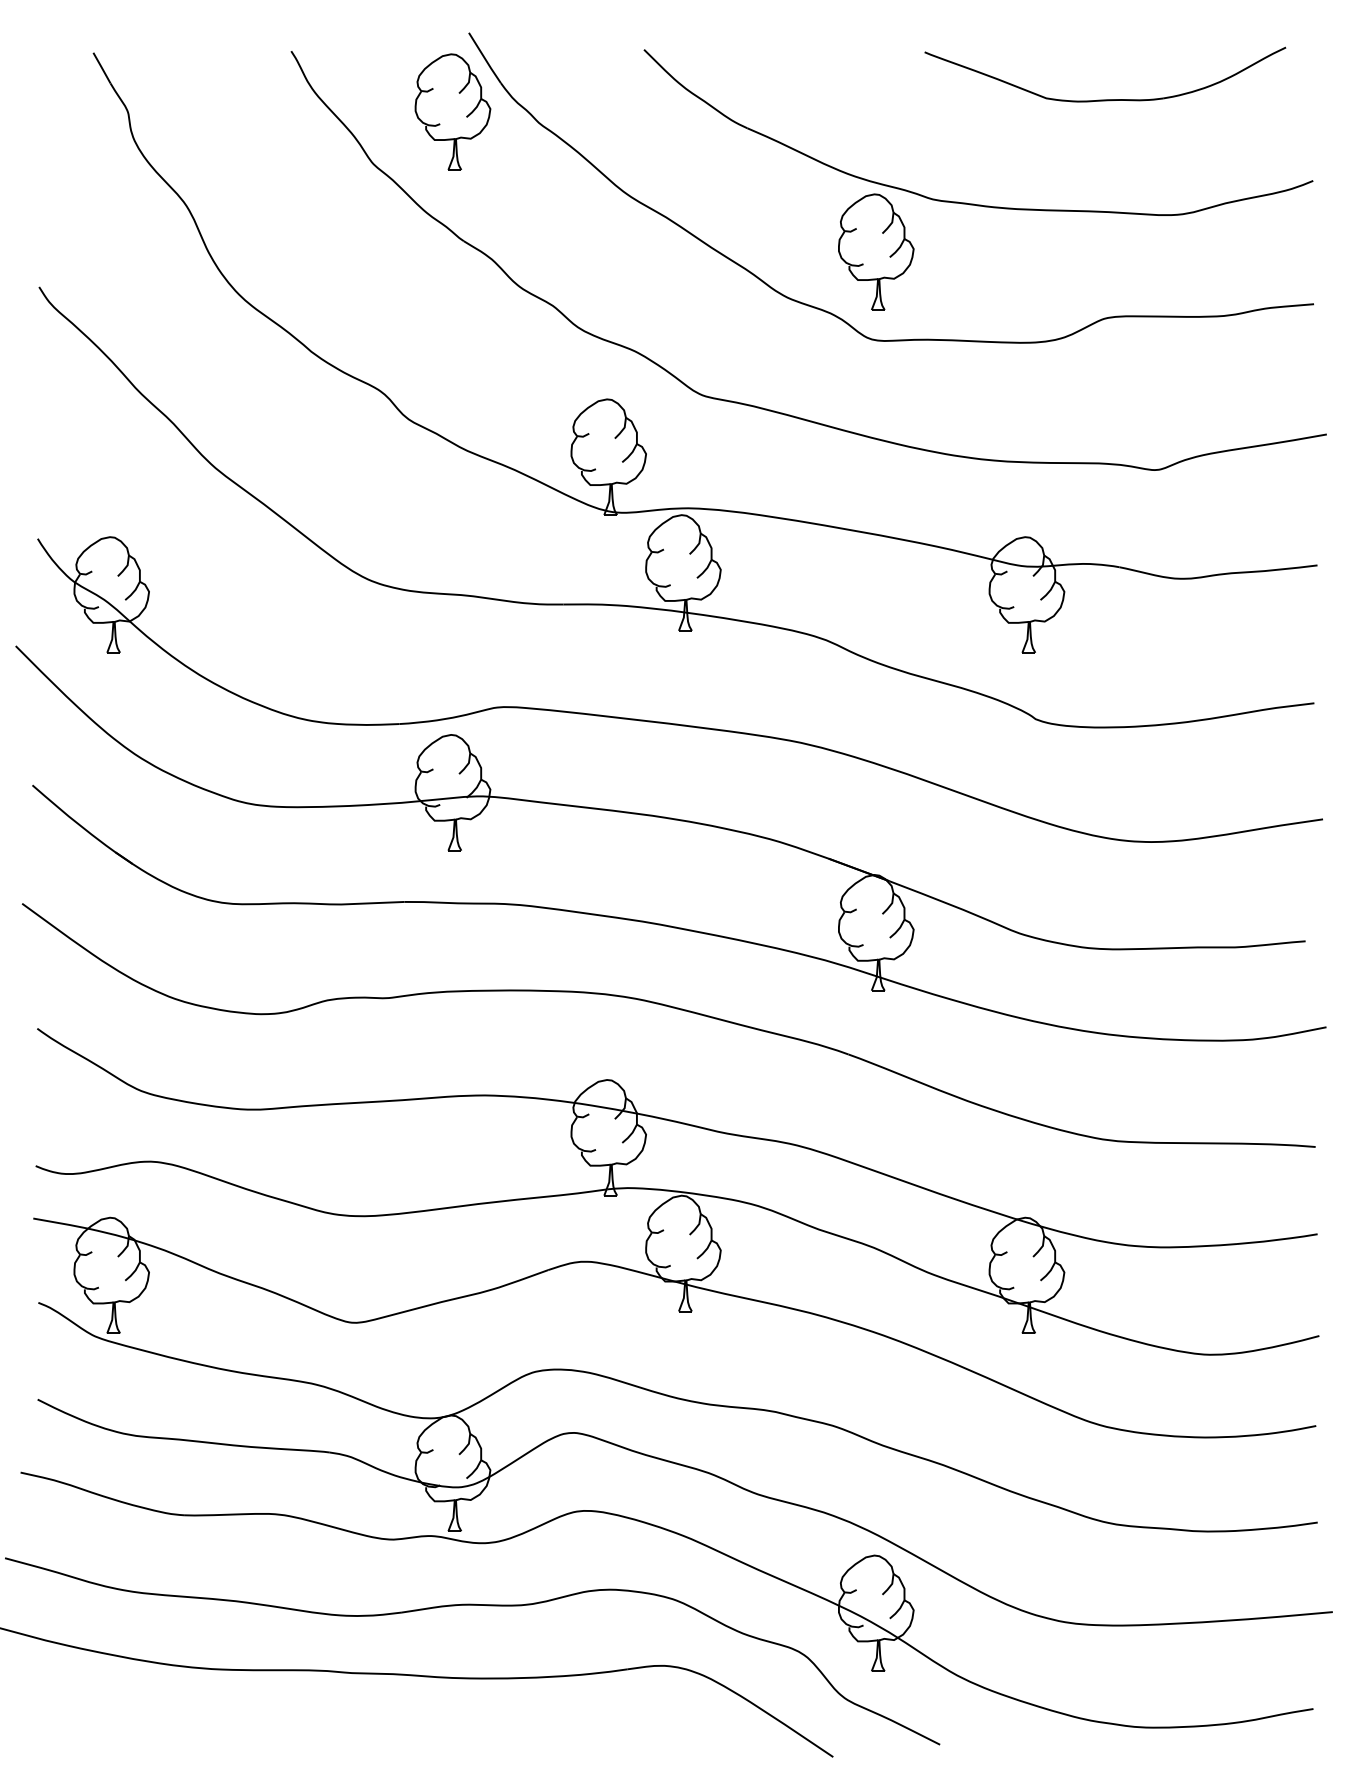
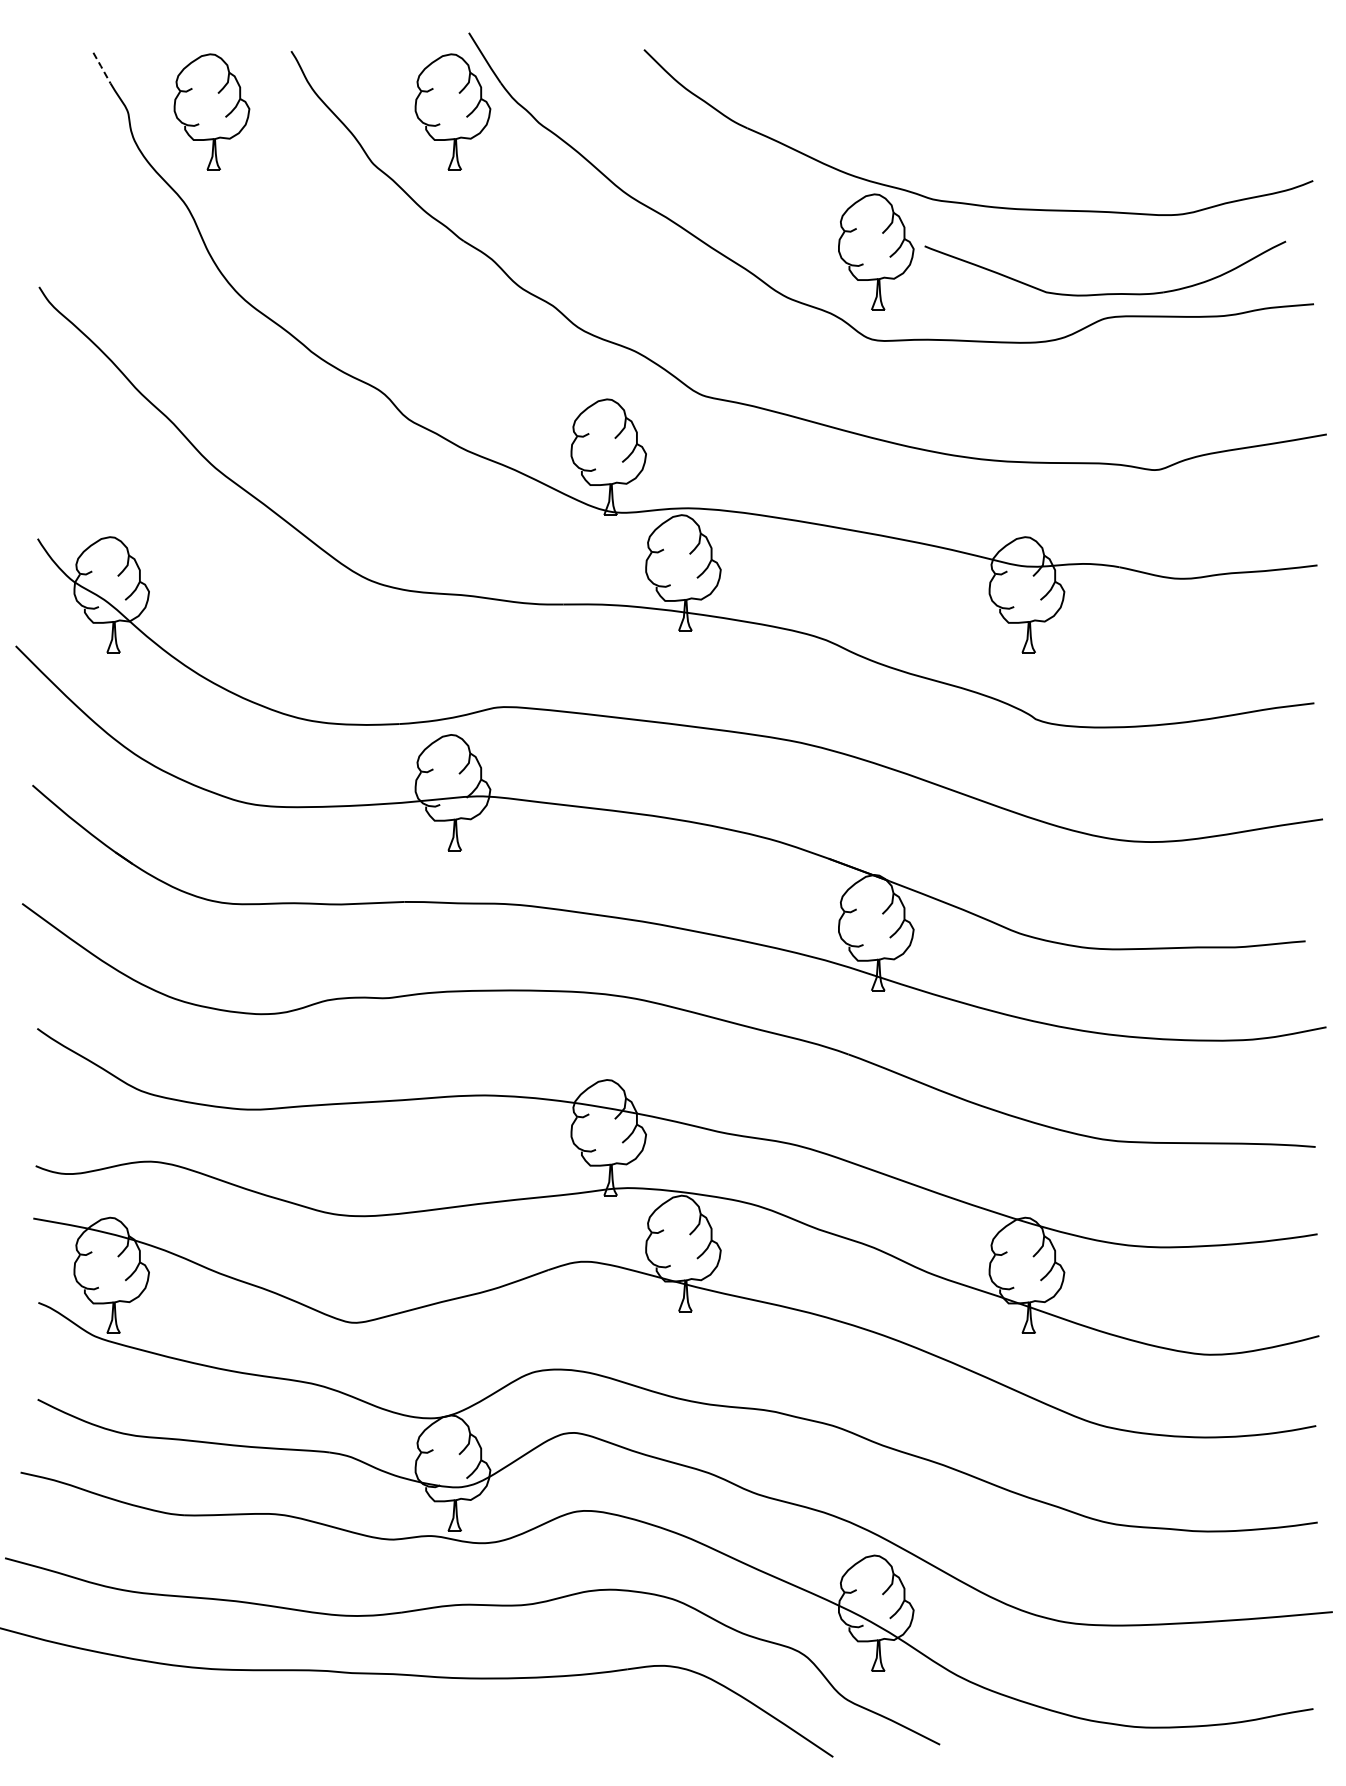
line: solid -> dashed (101, 67)
part position: (1105, 99) -> (1105, 293) (1105, 293)
part: none -> present (211, 111)
